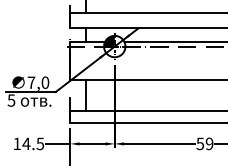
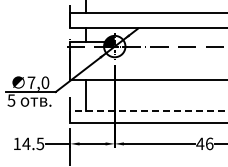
line: present -> none (174, 42)
line: solid -> dashed (148, 110)
text: 59 -> 46 (204, 143)
